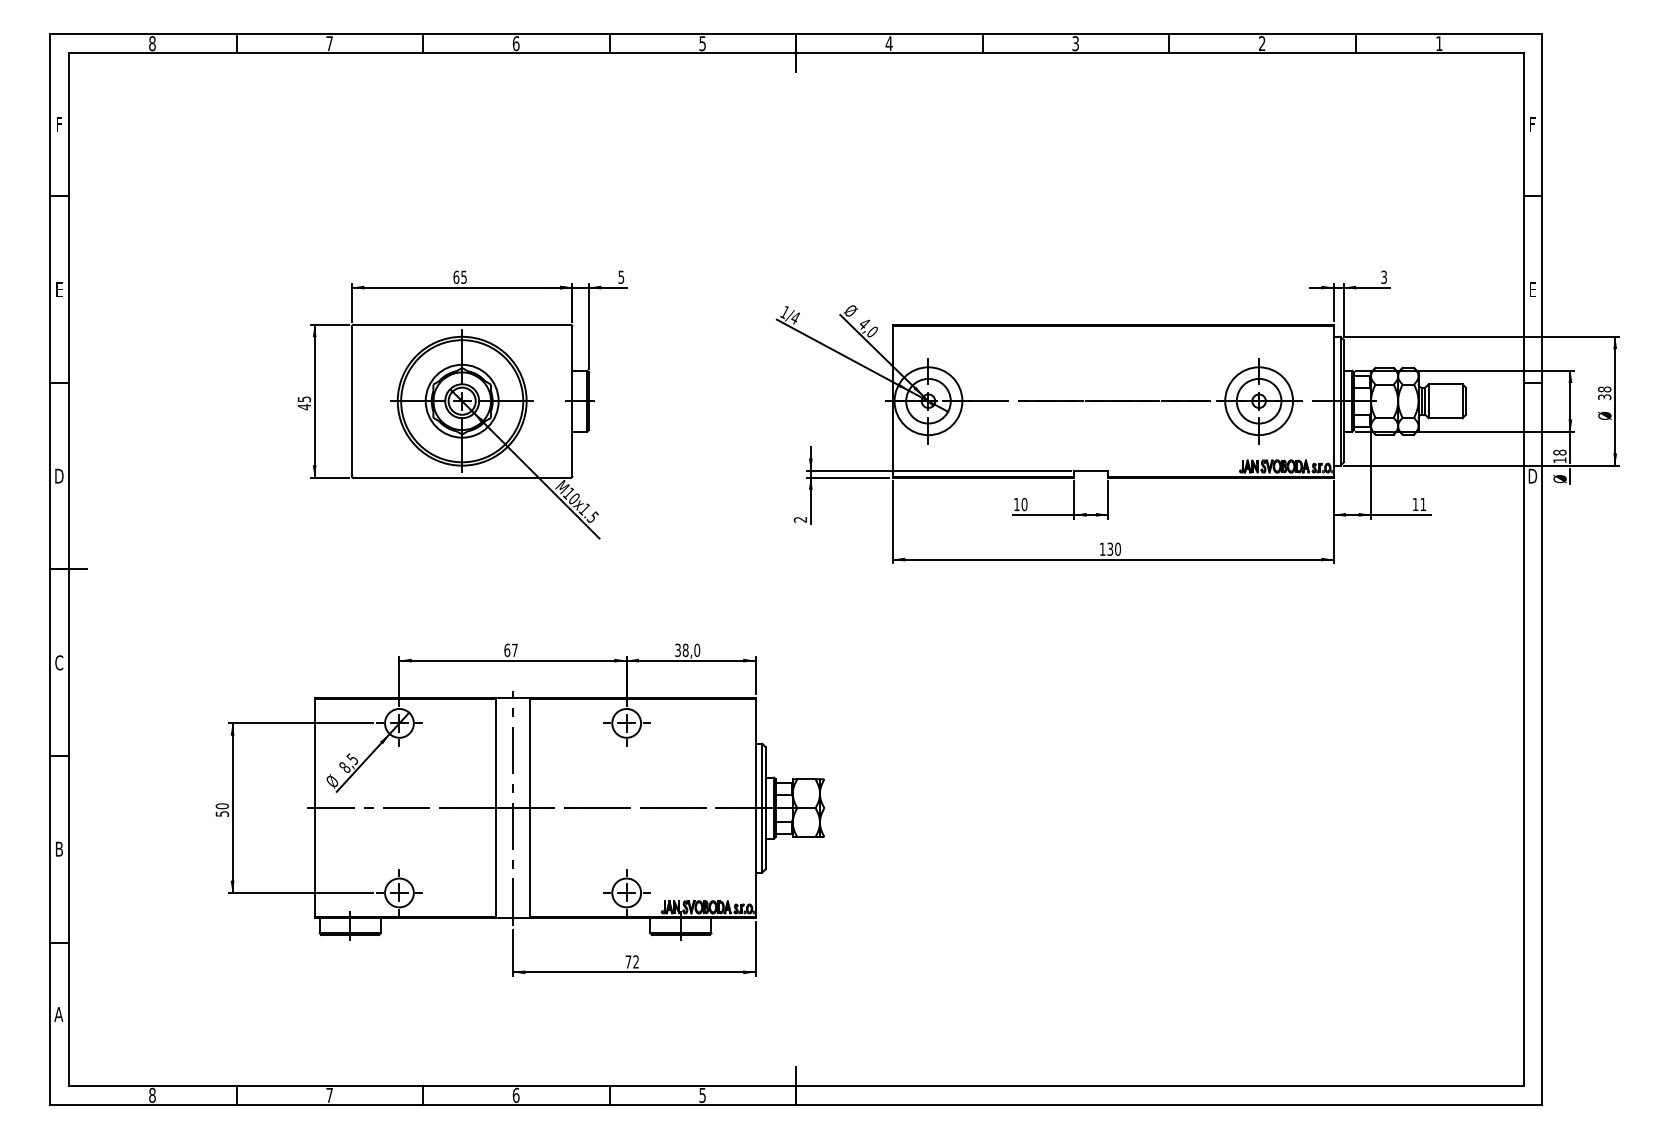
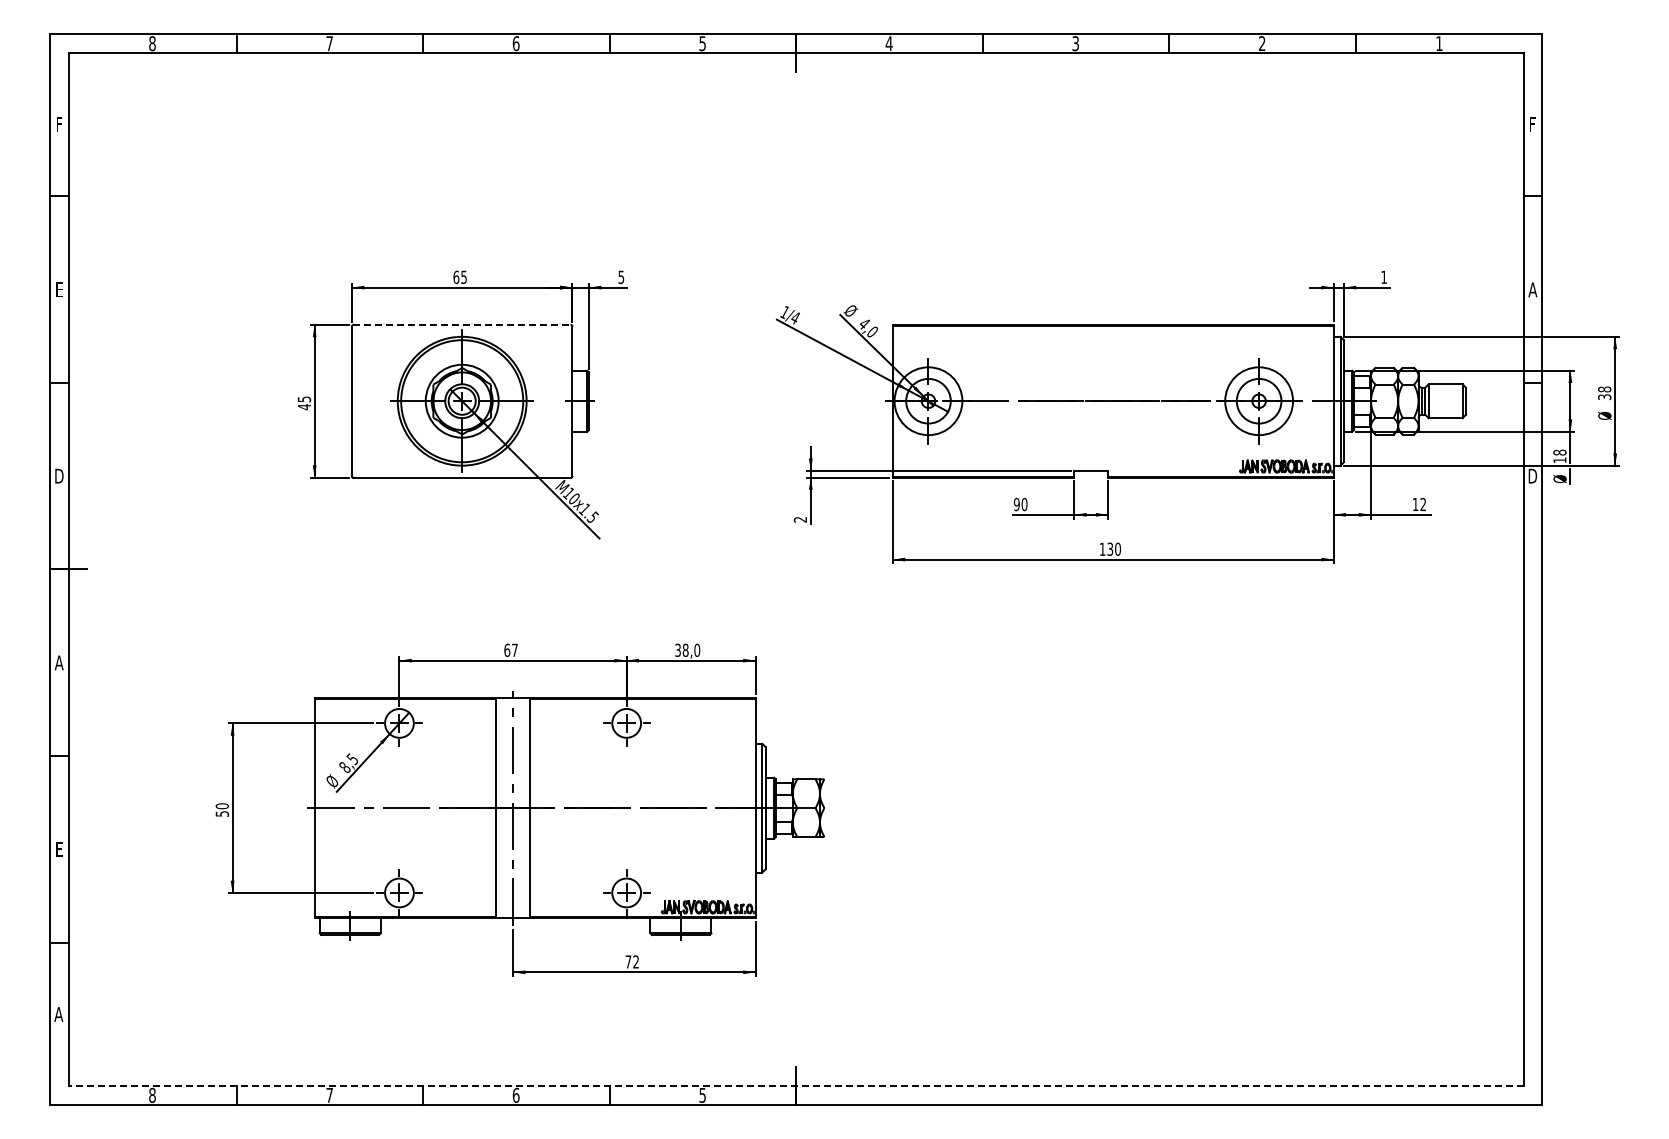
text: 3 -> 1 (1383, 277)
text: E -> A (1532, 289)
line: solid -> dashed (462, 324)
text: 11 -> 12 (1423, 503)
text: 10 -> 90 (1016, 504)
text: C -> A (58, 662)
text: B -> E (59, 848)
line: solid -> dashed (795, 1086)
